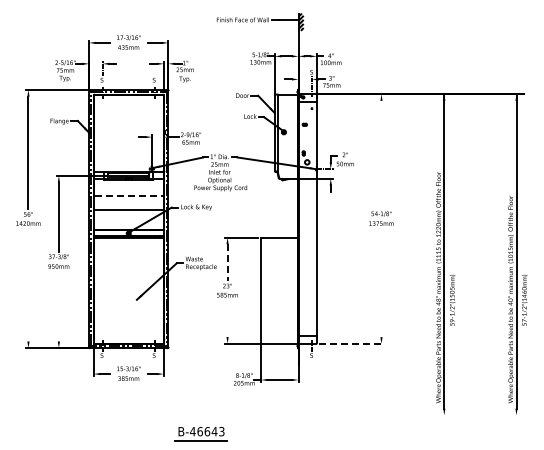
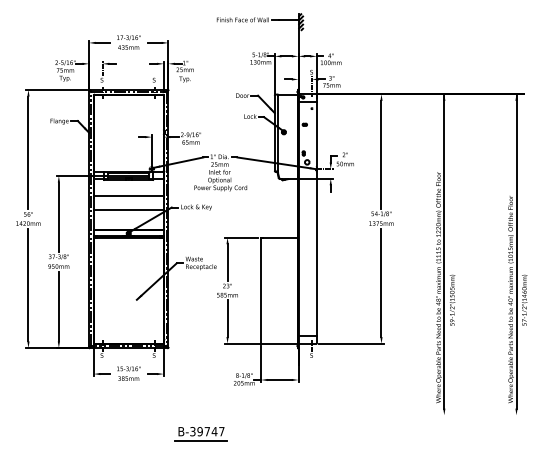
line: none -> present (381, 154)
line: dashed -> solid (129, 195)
line: dashed -> solid (227, 263)
line: none -> present (381, 282)
line: none -> present (28, 284)
line: none -> present (58, 306)
line: none -> present (227, 318)
line: dashed -> solid (351, 343)
text: B-46643 -> B-39747 (206, 431)
